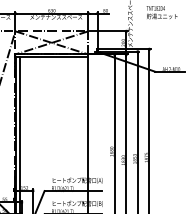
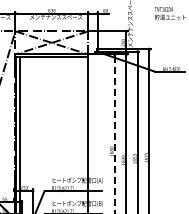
text position: (161, 12) -> (169, 13) (169, 13)
line: solid -> dashed (114, 135)
